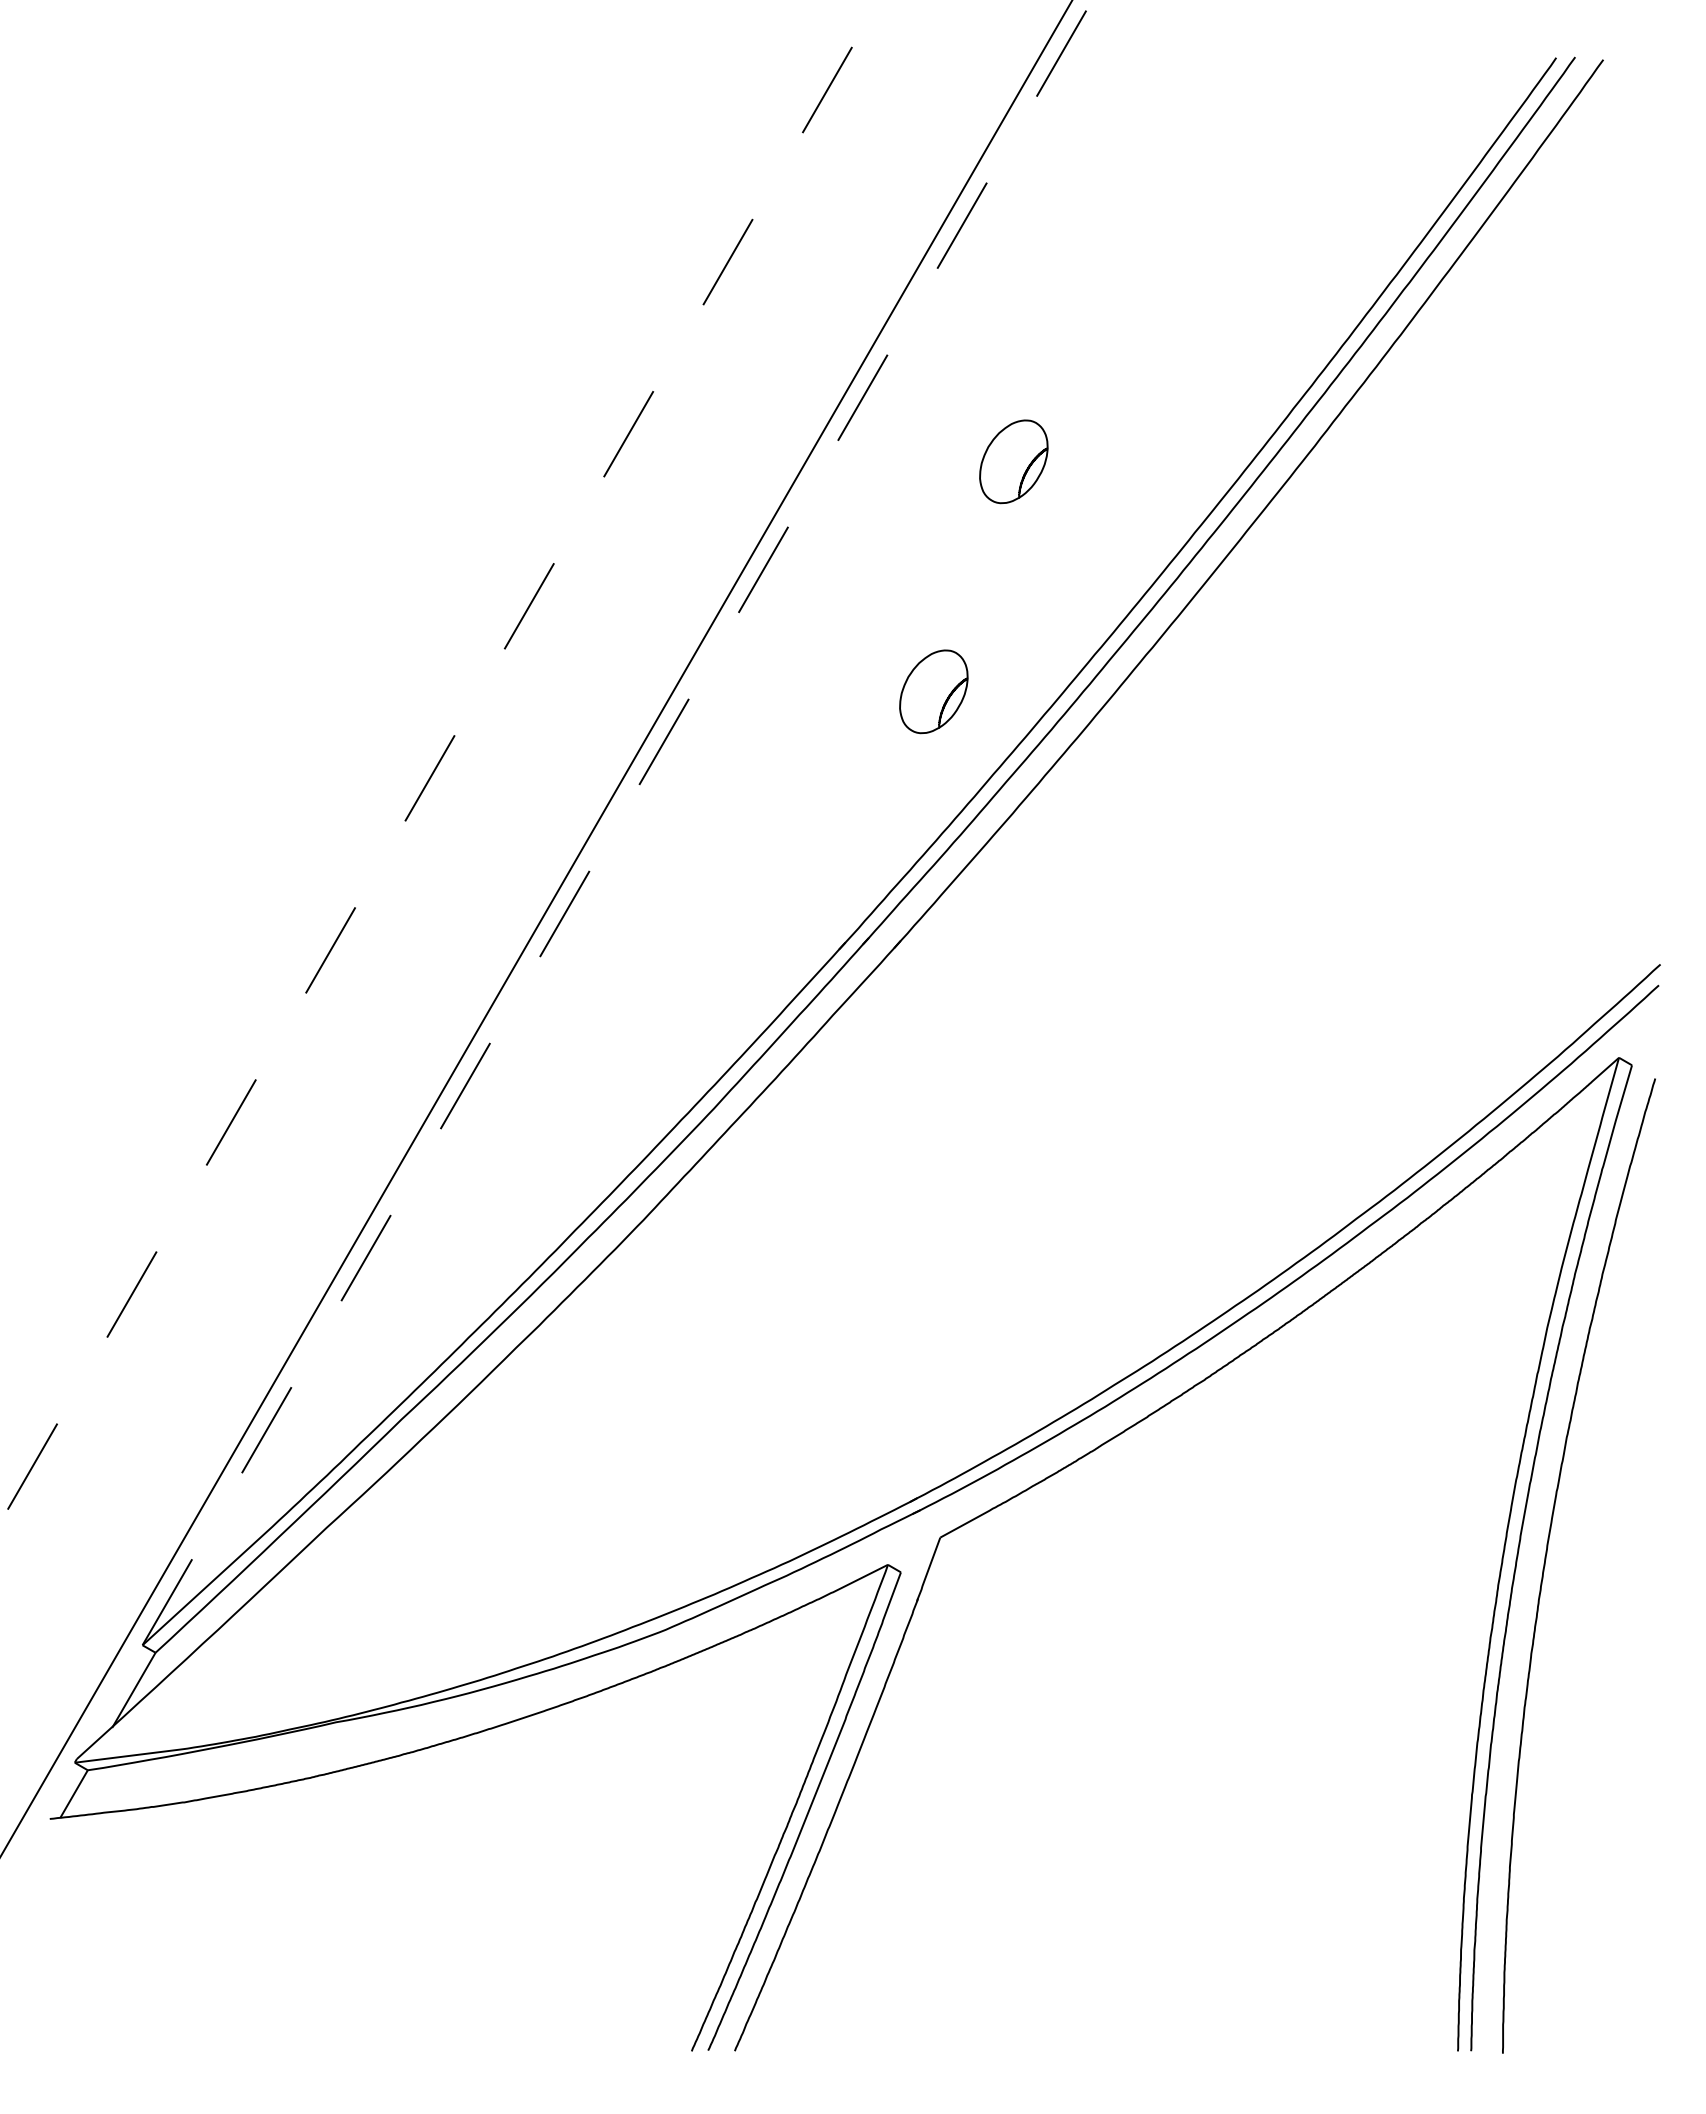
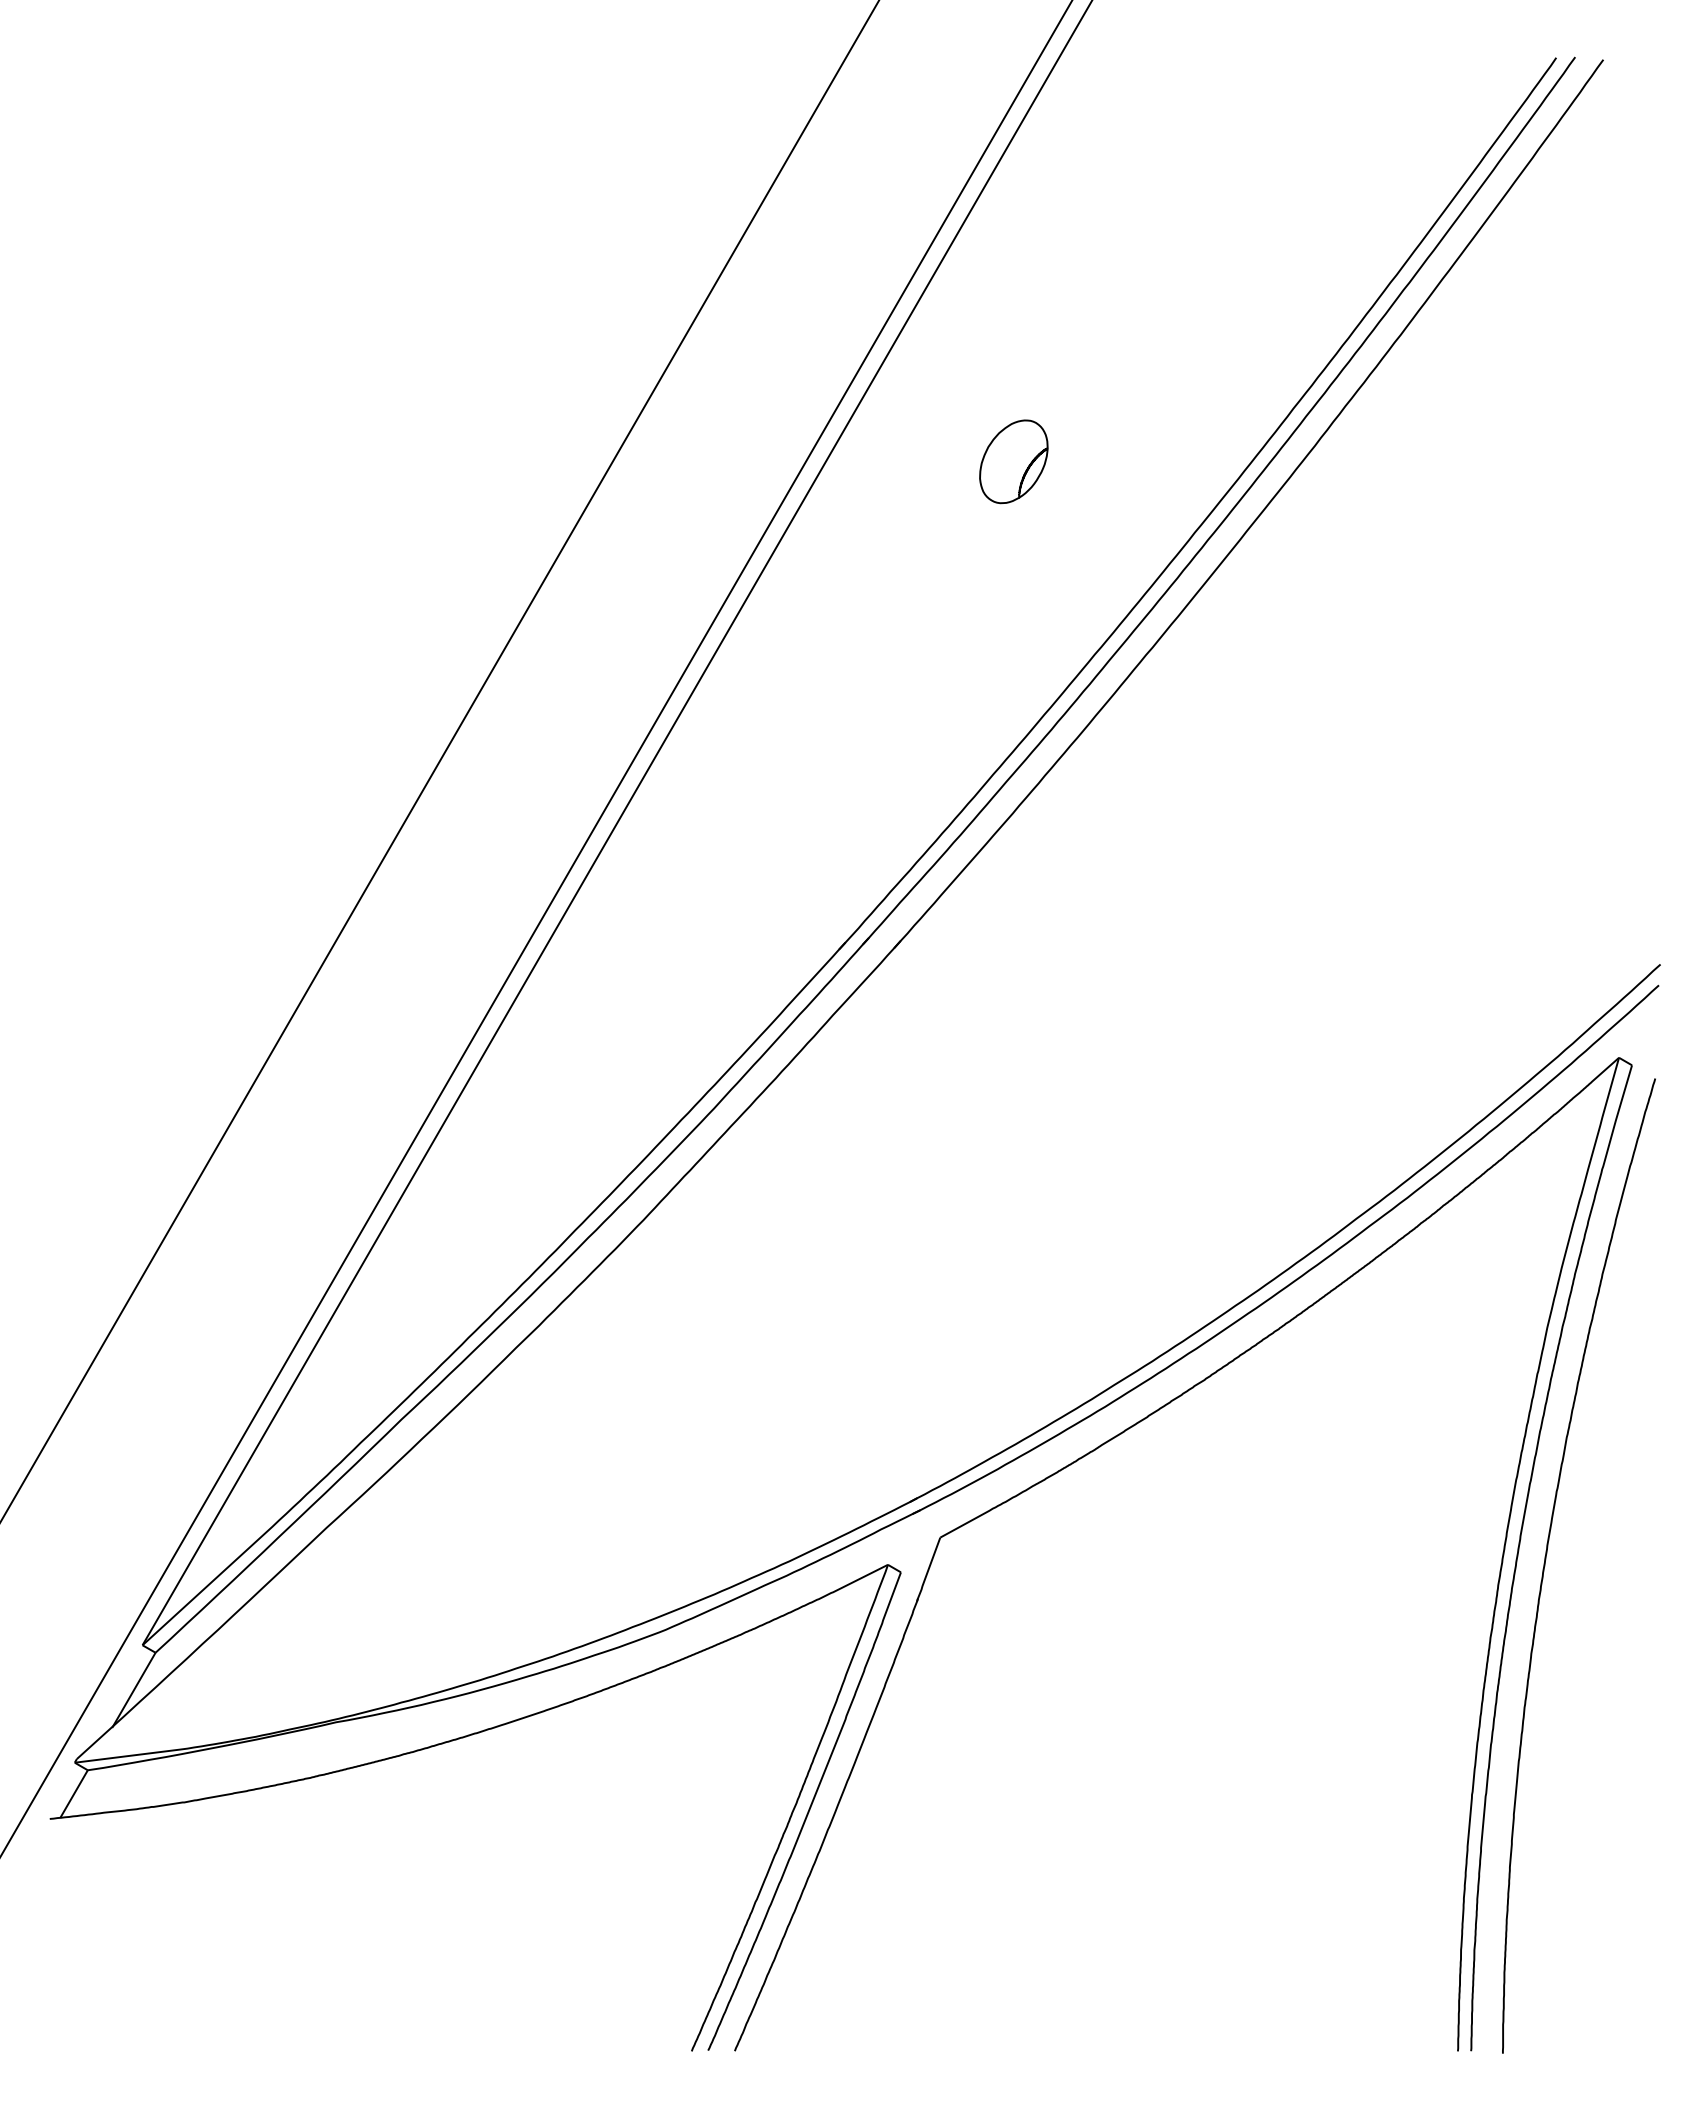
part: present -> none (933, 691)
line: dashed -> solid (439, 761)
line: dashed -> solid (617, 822)
